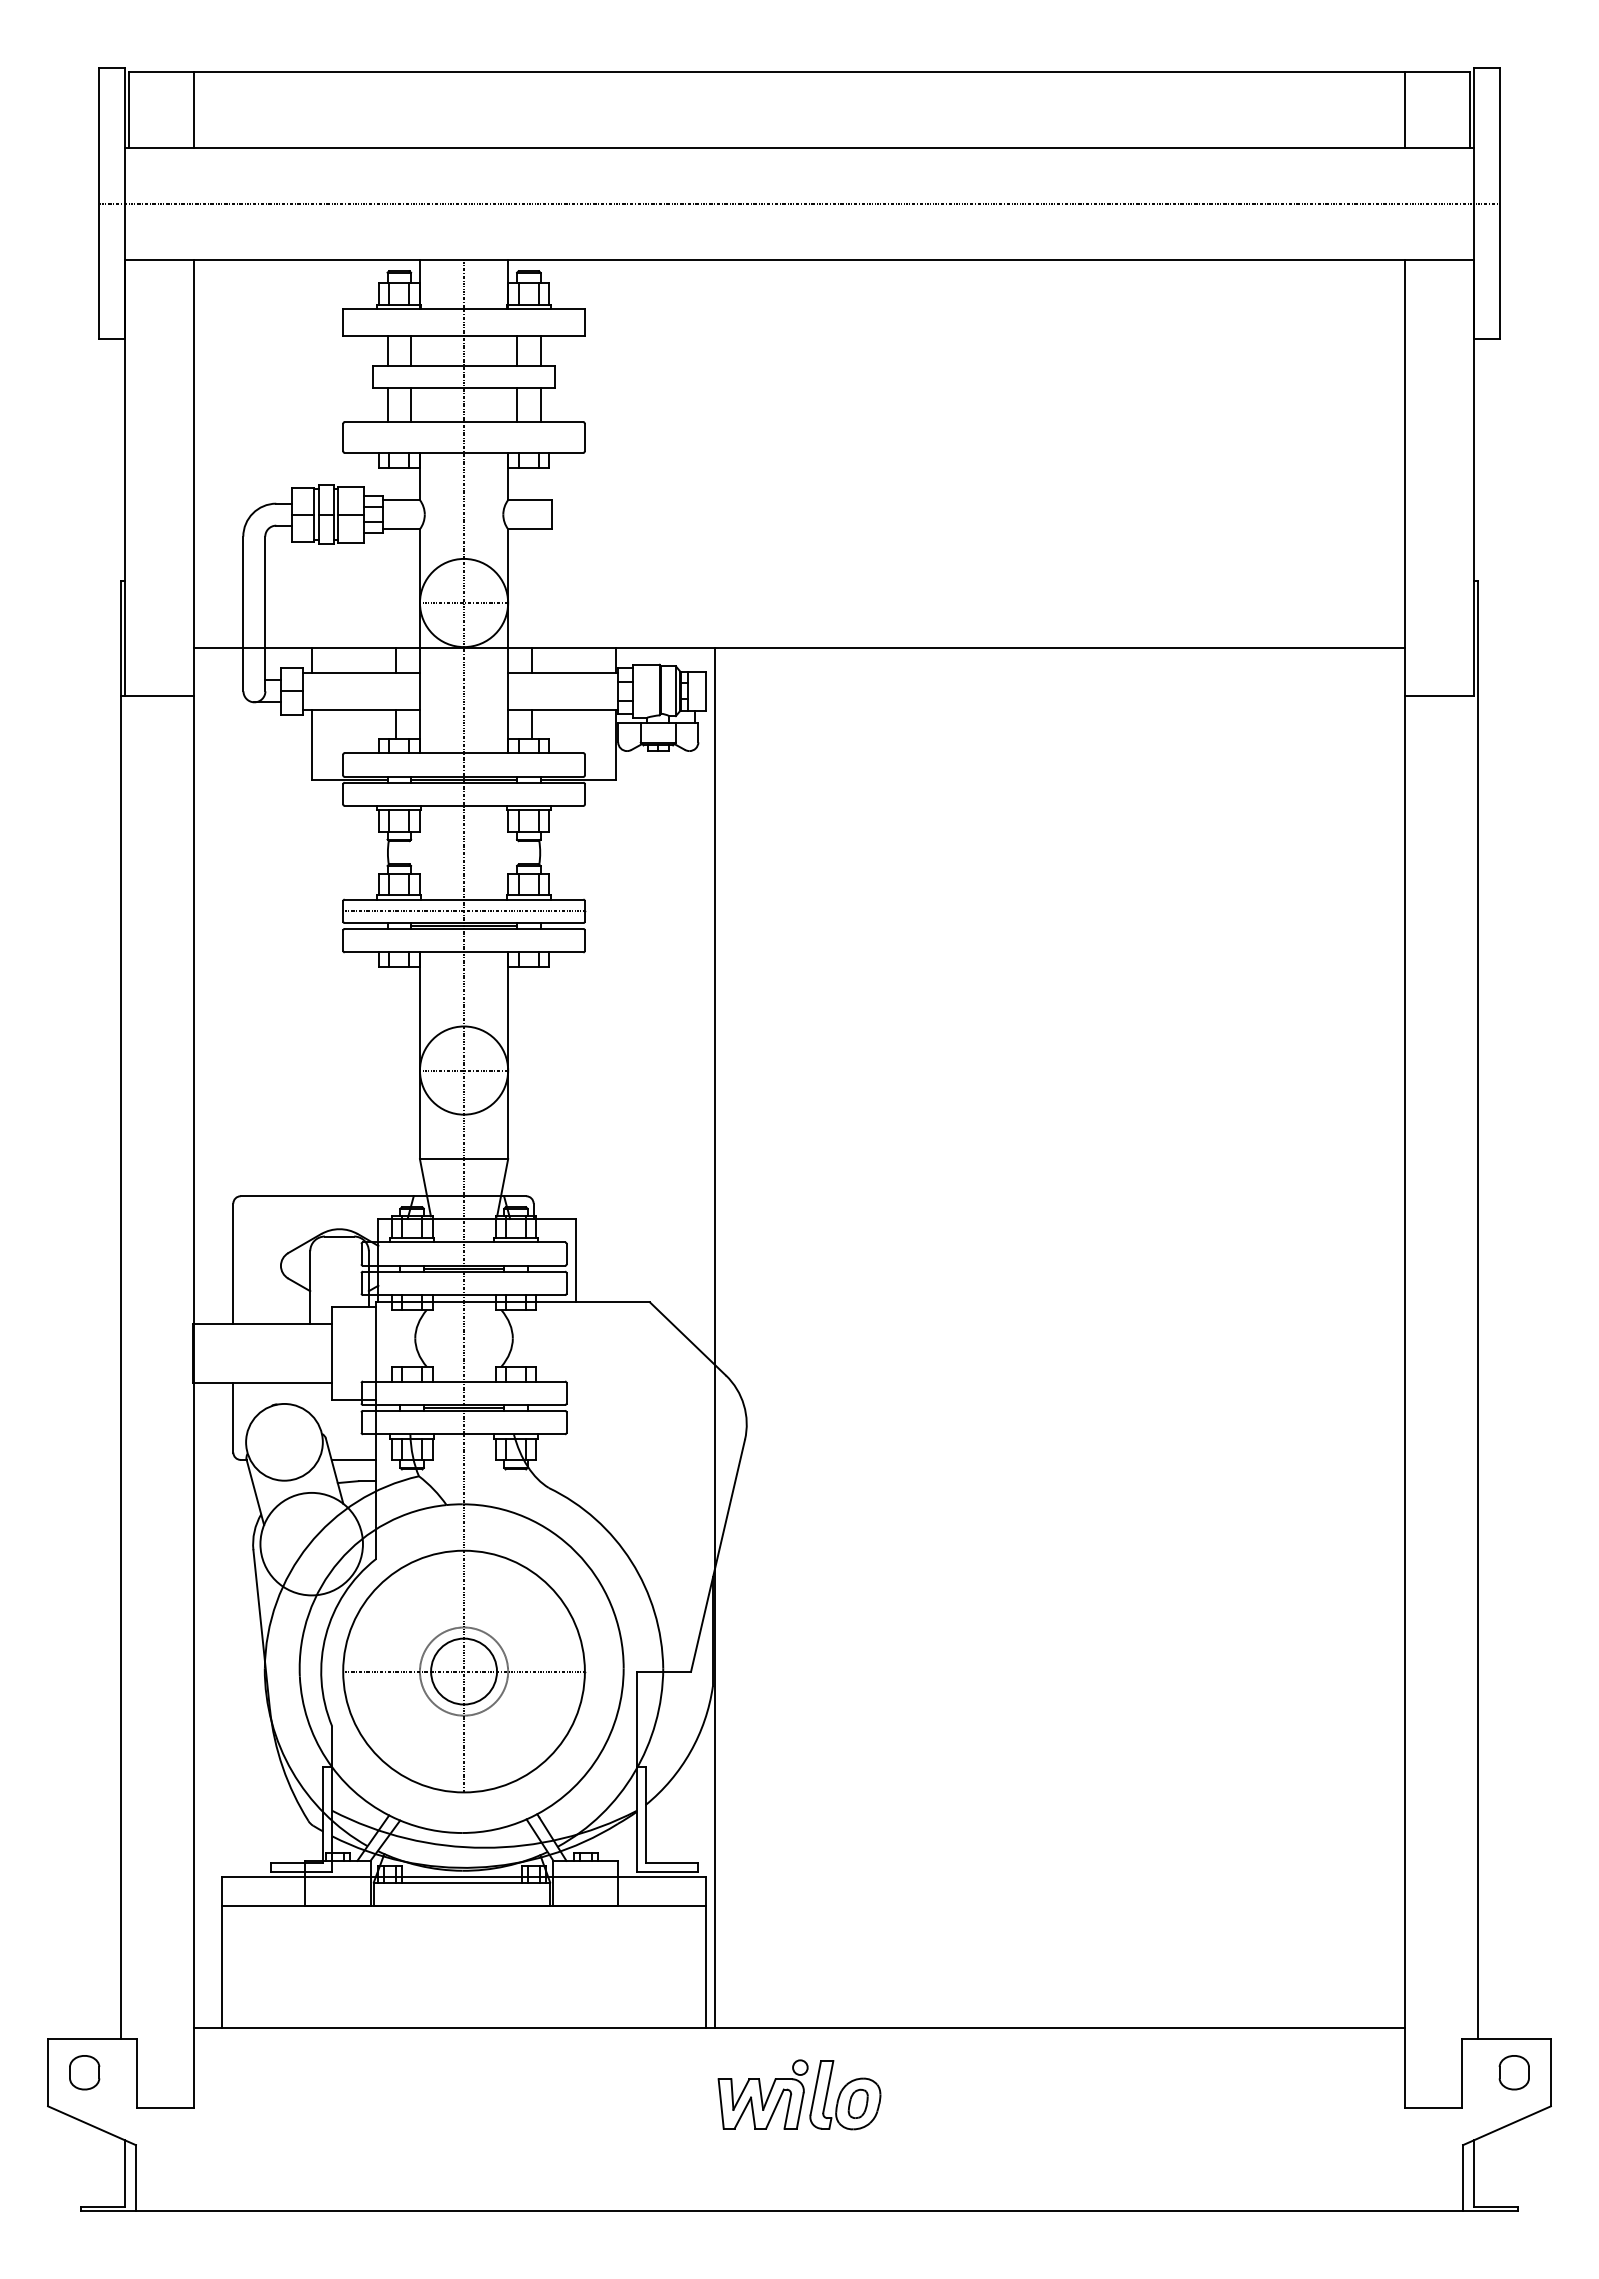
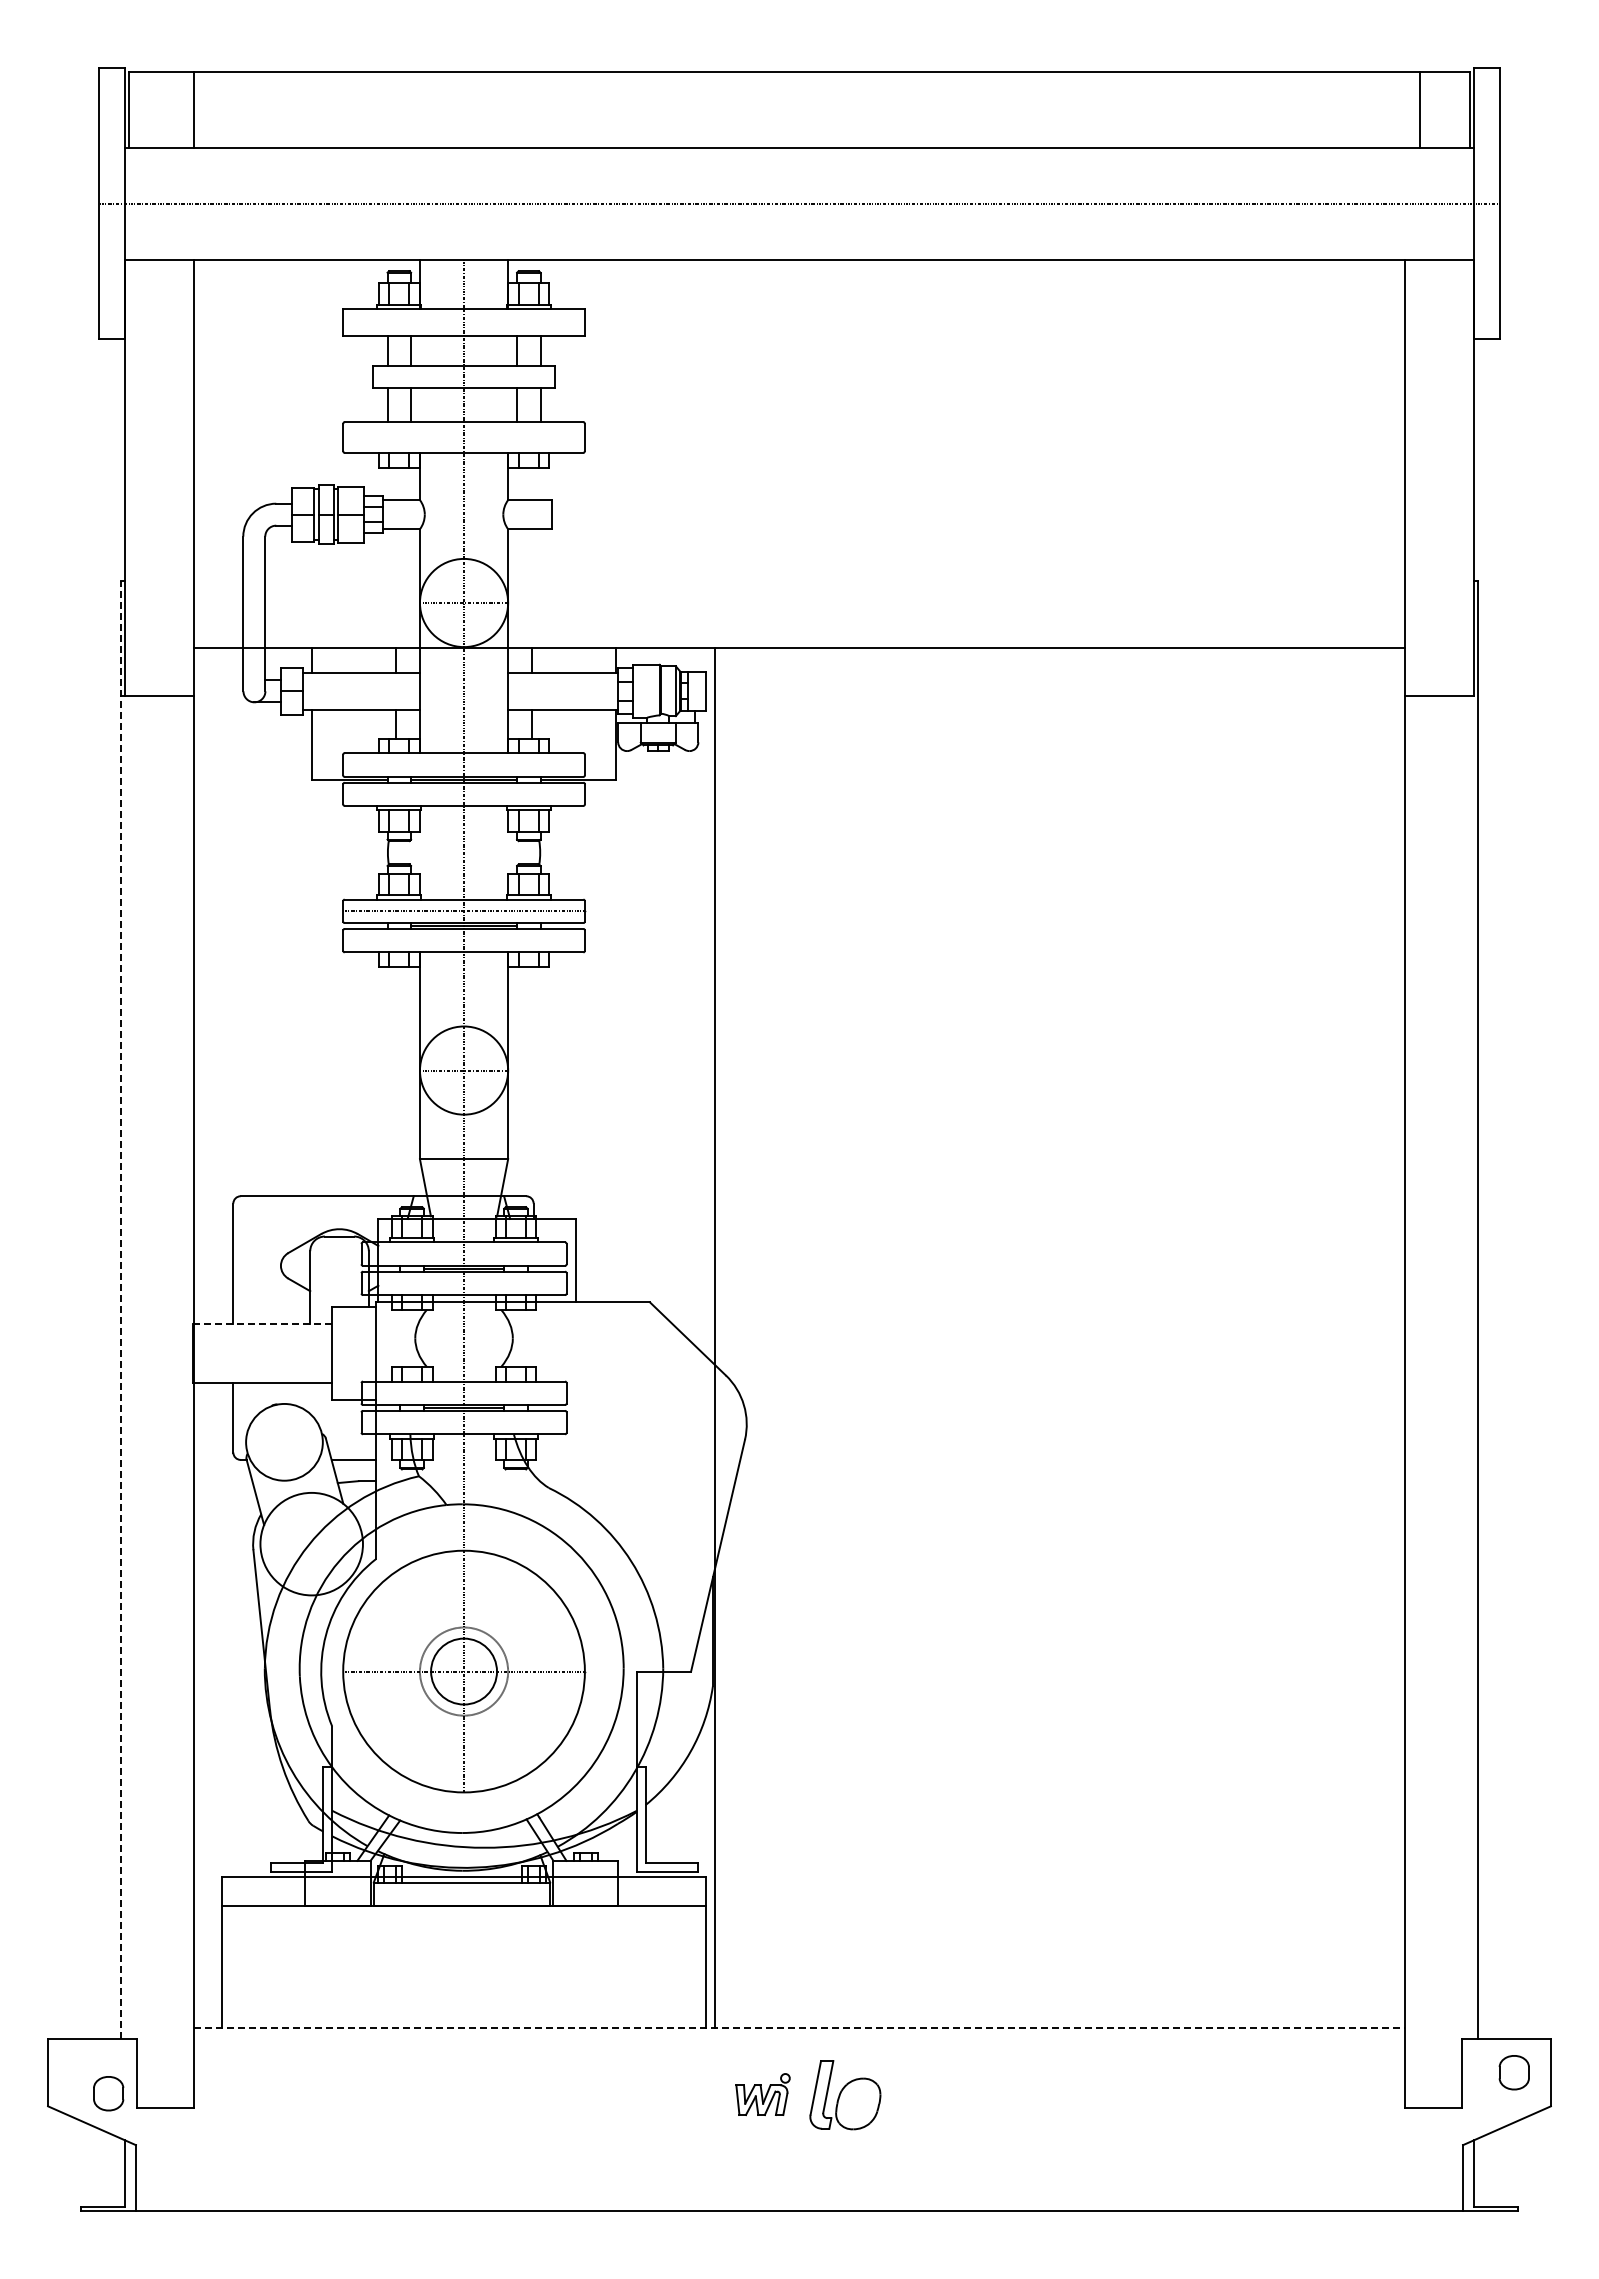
line position: (1405, 110) -> (1420, 110) (1420, 110)
line: solid -> dashed (120, 1309)
line: solid -> dashed (262, 1324)
line: solid -> dashed (799, 2027)
part position: (84, 2072) -> (108, 2093) (108, 2093)
part size: 92x71 px -> 56x44 px (762, 2094)
part: present -> none (857, 2103)
